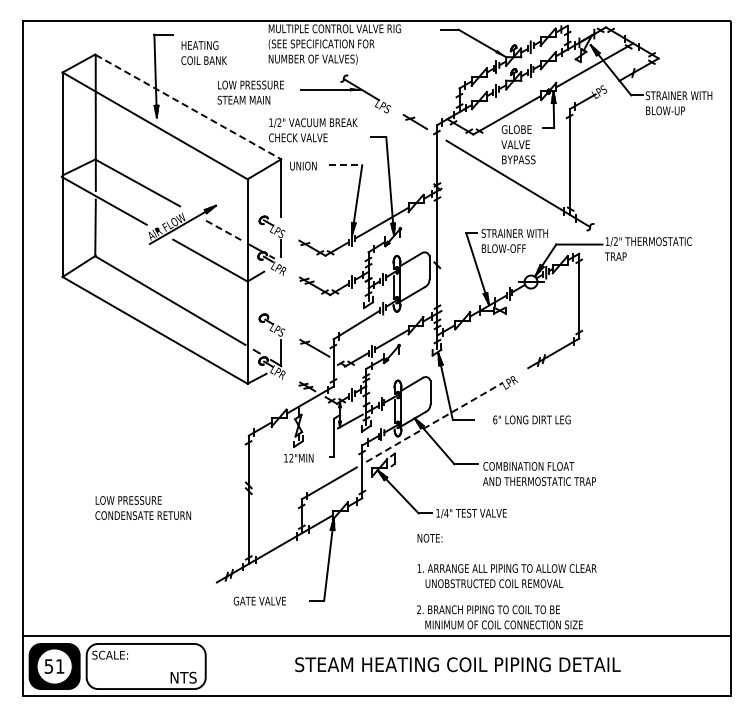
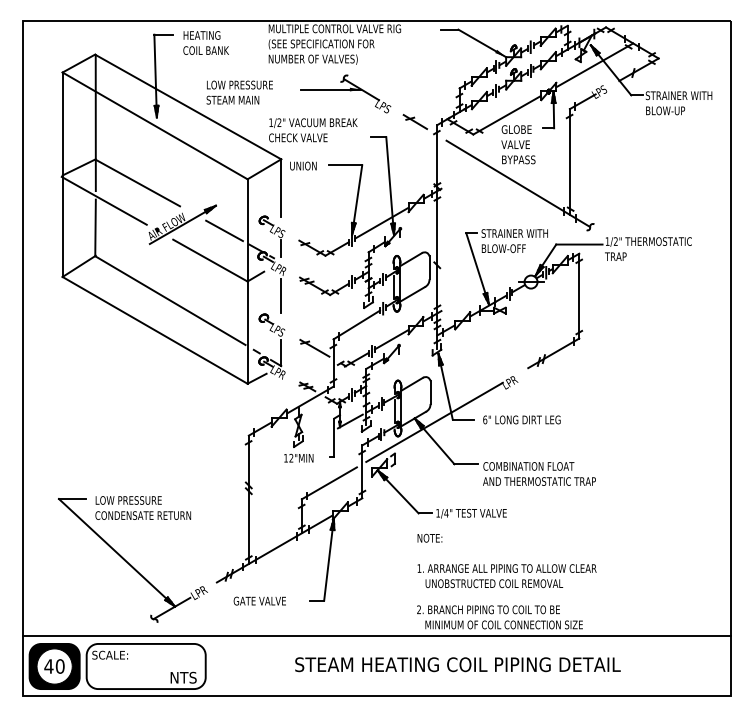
text position: (203, 52) -> (205, 42) (205, 42)
text position: (250, 92) -> (239, 92) (239, 92)
line: dashed -> solid (188, 107)
line: dashed -> solid (345, 165)
line: dashed -> solid (224, 231)
line: none -> present (281, 295)
text position: (531, 419) -> (521, 419) (521, 419)
line: dashed -> solid (434, 422)
part: none -> present (132, 560)
text: 51 -> 40 (54, 666)
